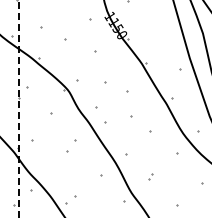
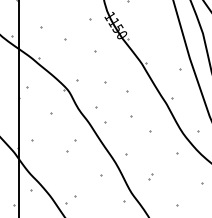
line: dashed -> solid (19, 109)
